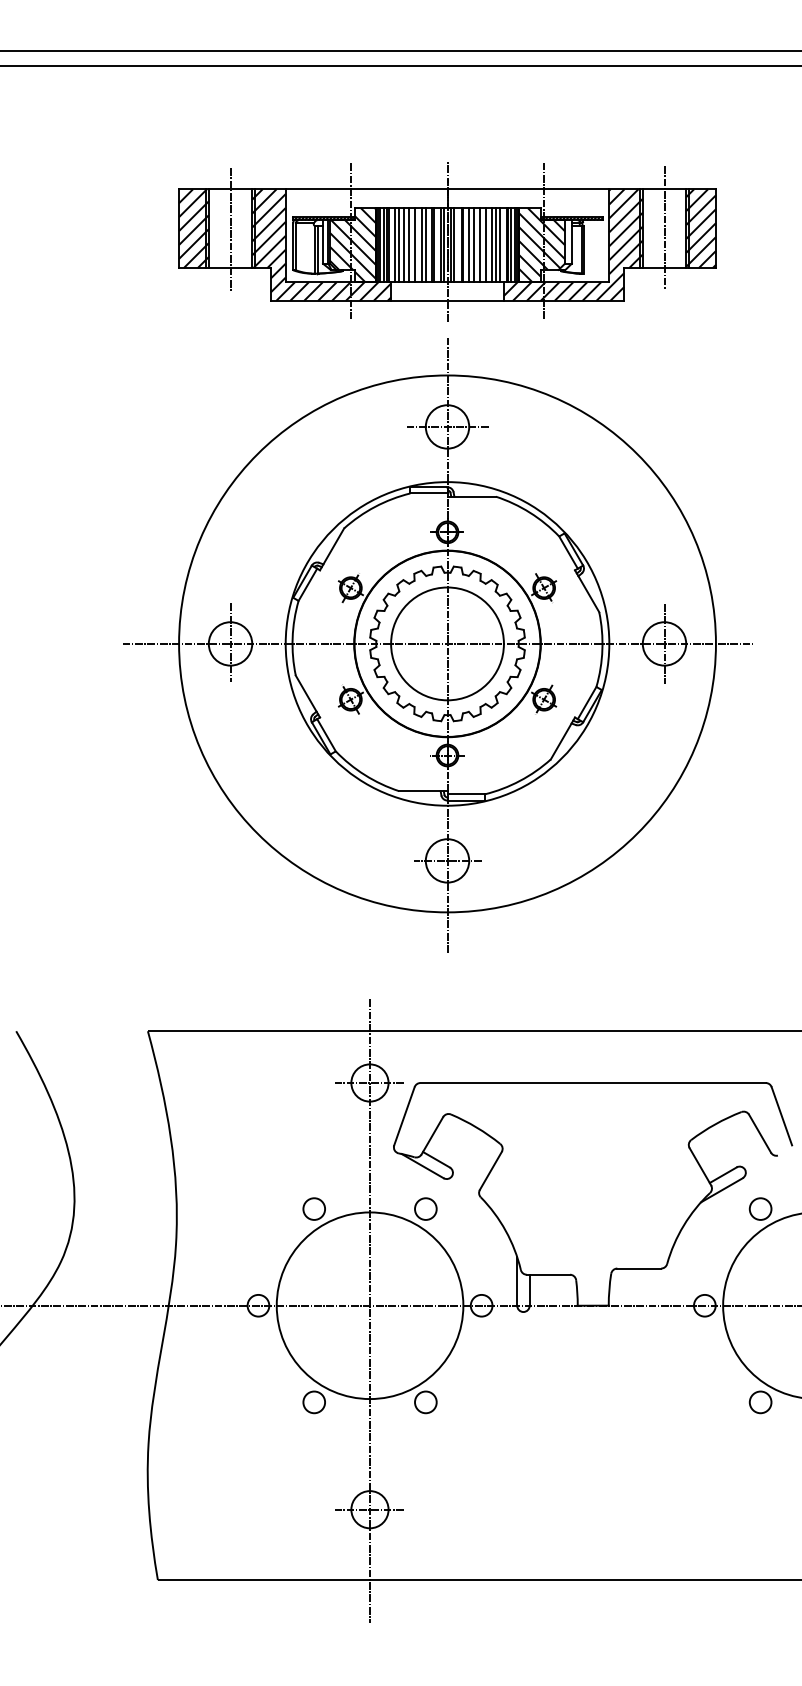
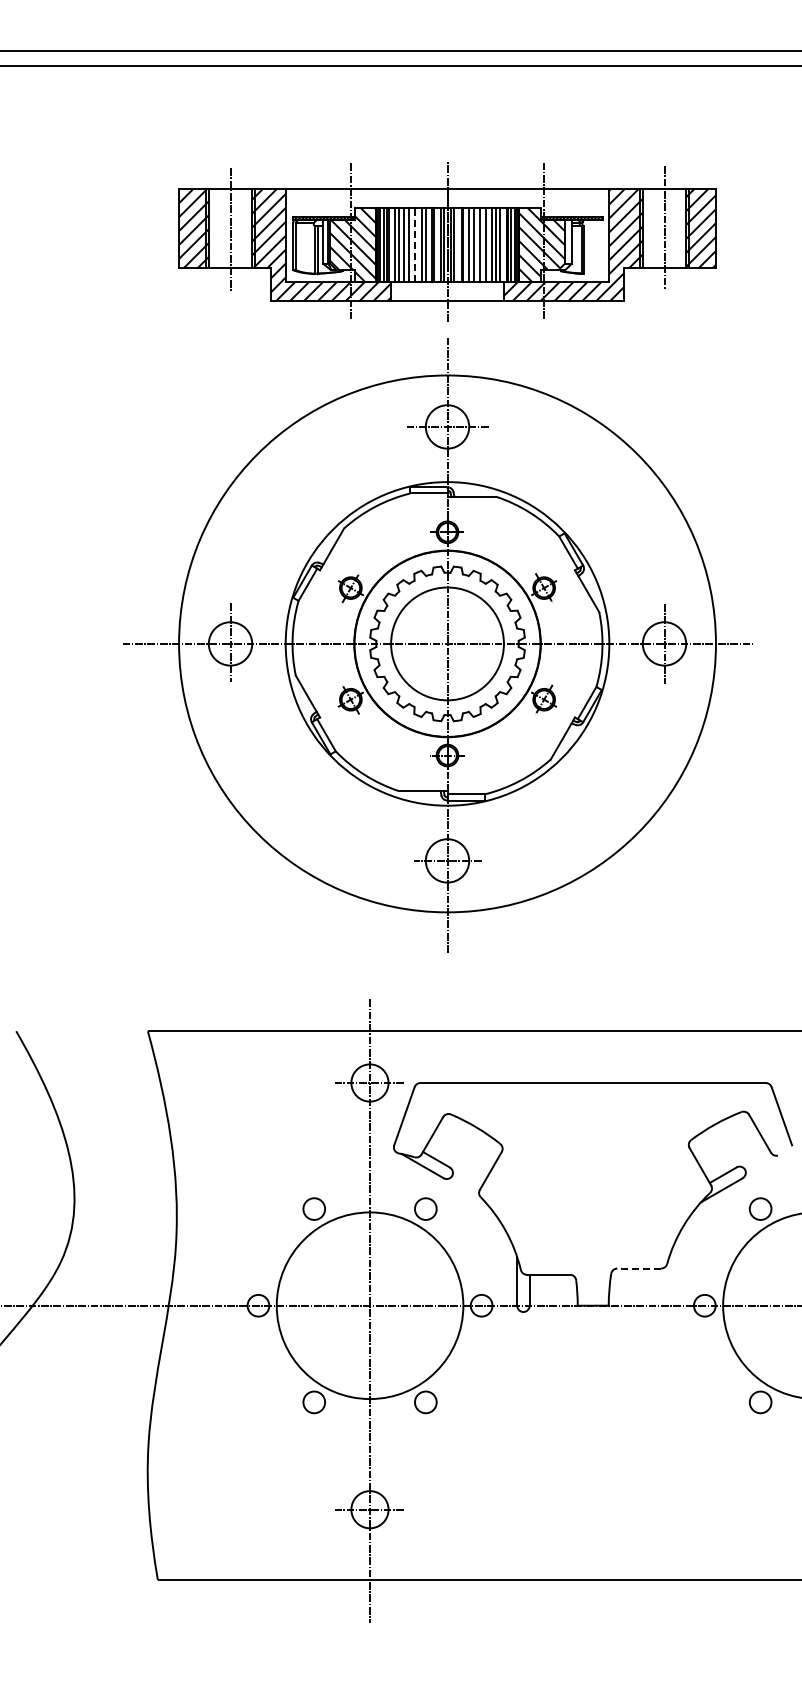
line: solid -> dashed (414, 244)
line: solid -> dashed (639, 1268)
